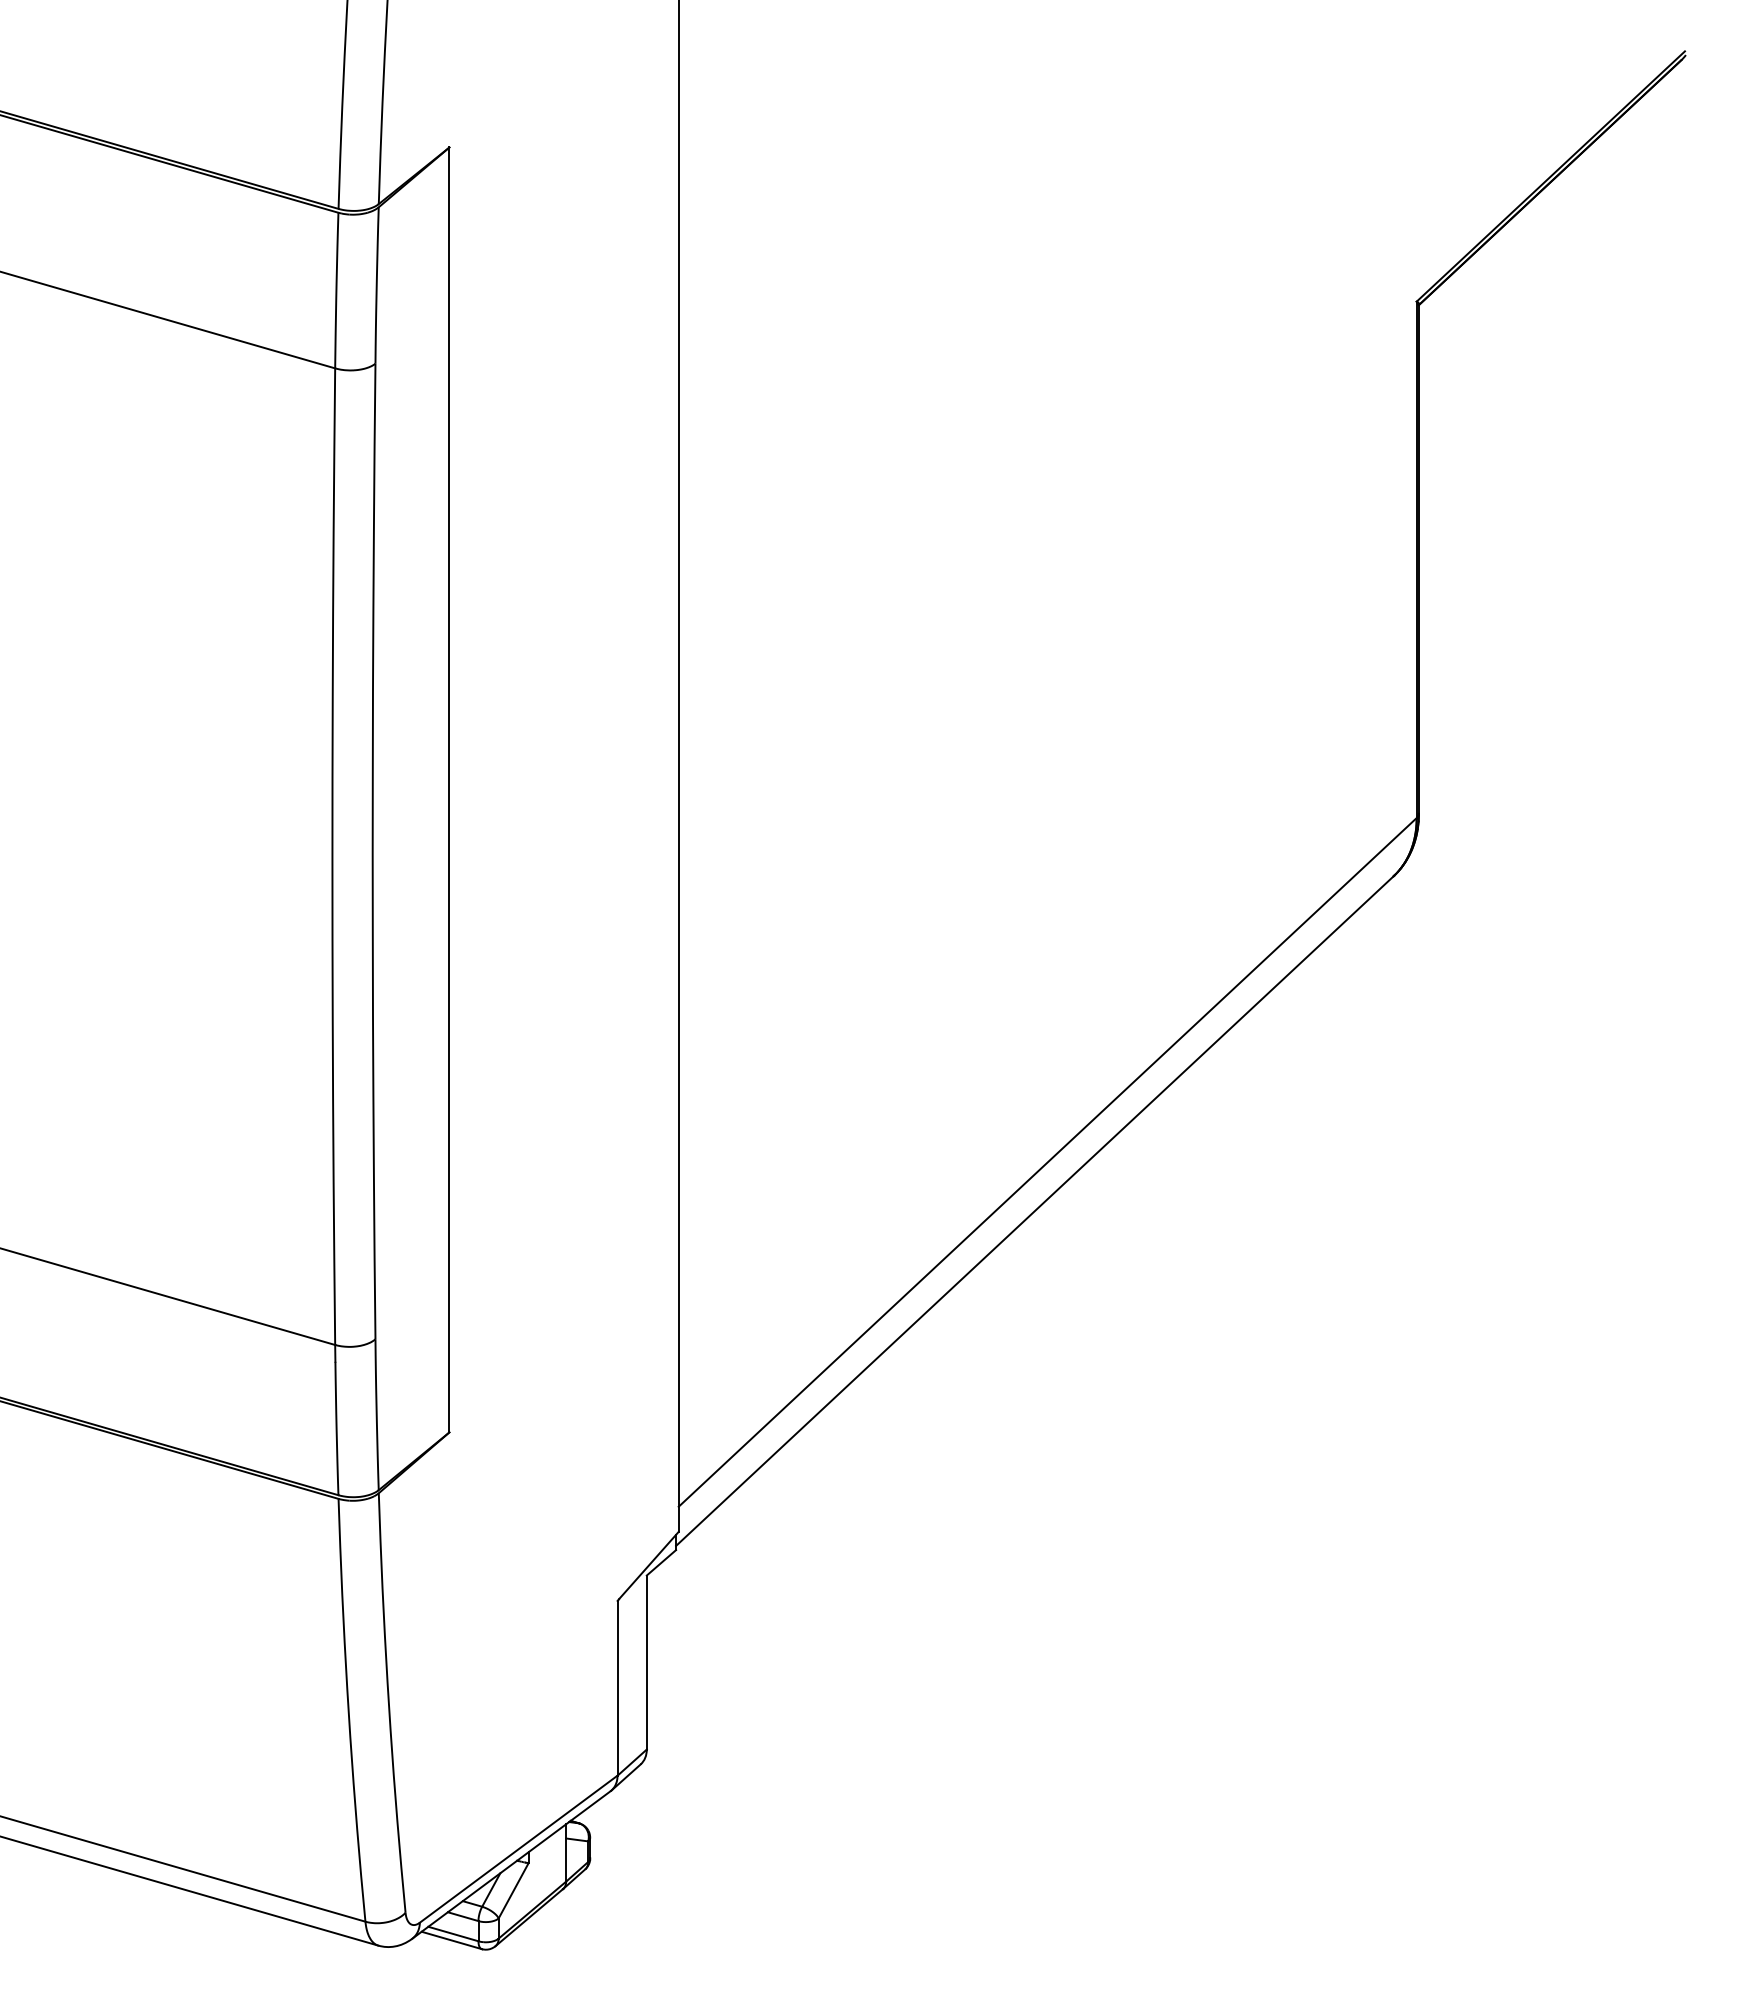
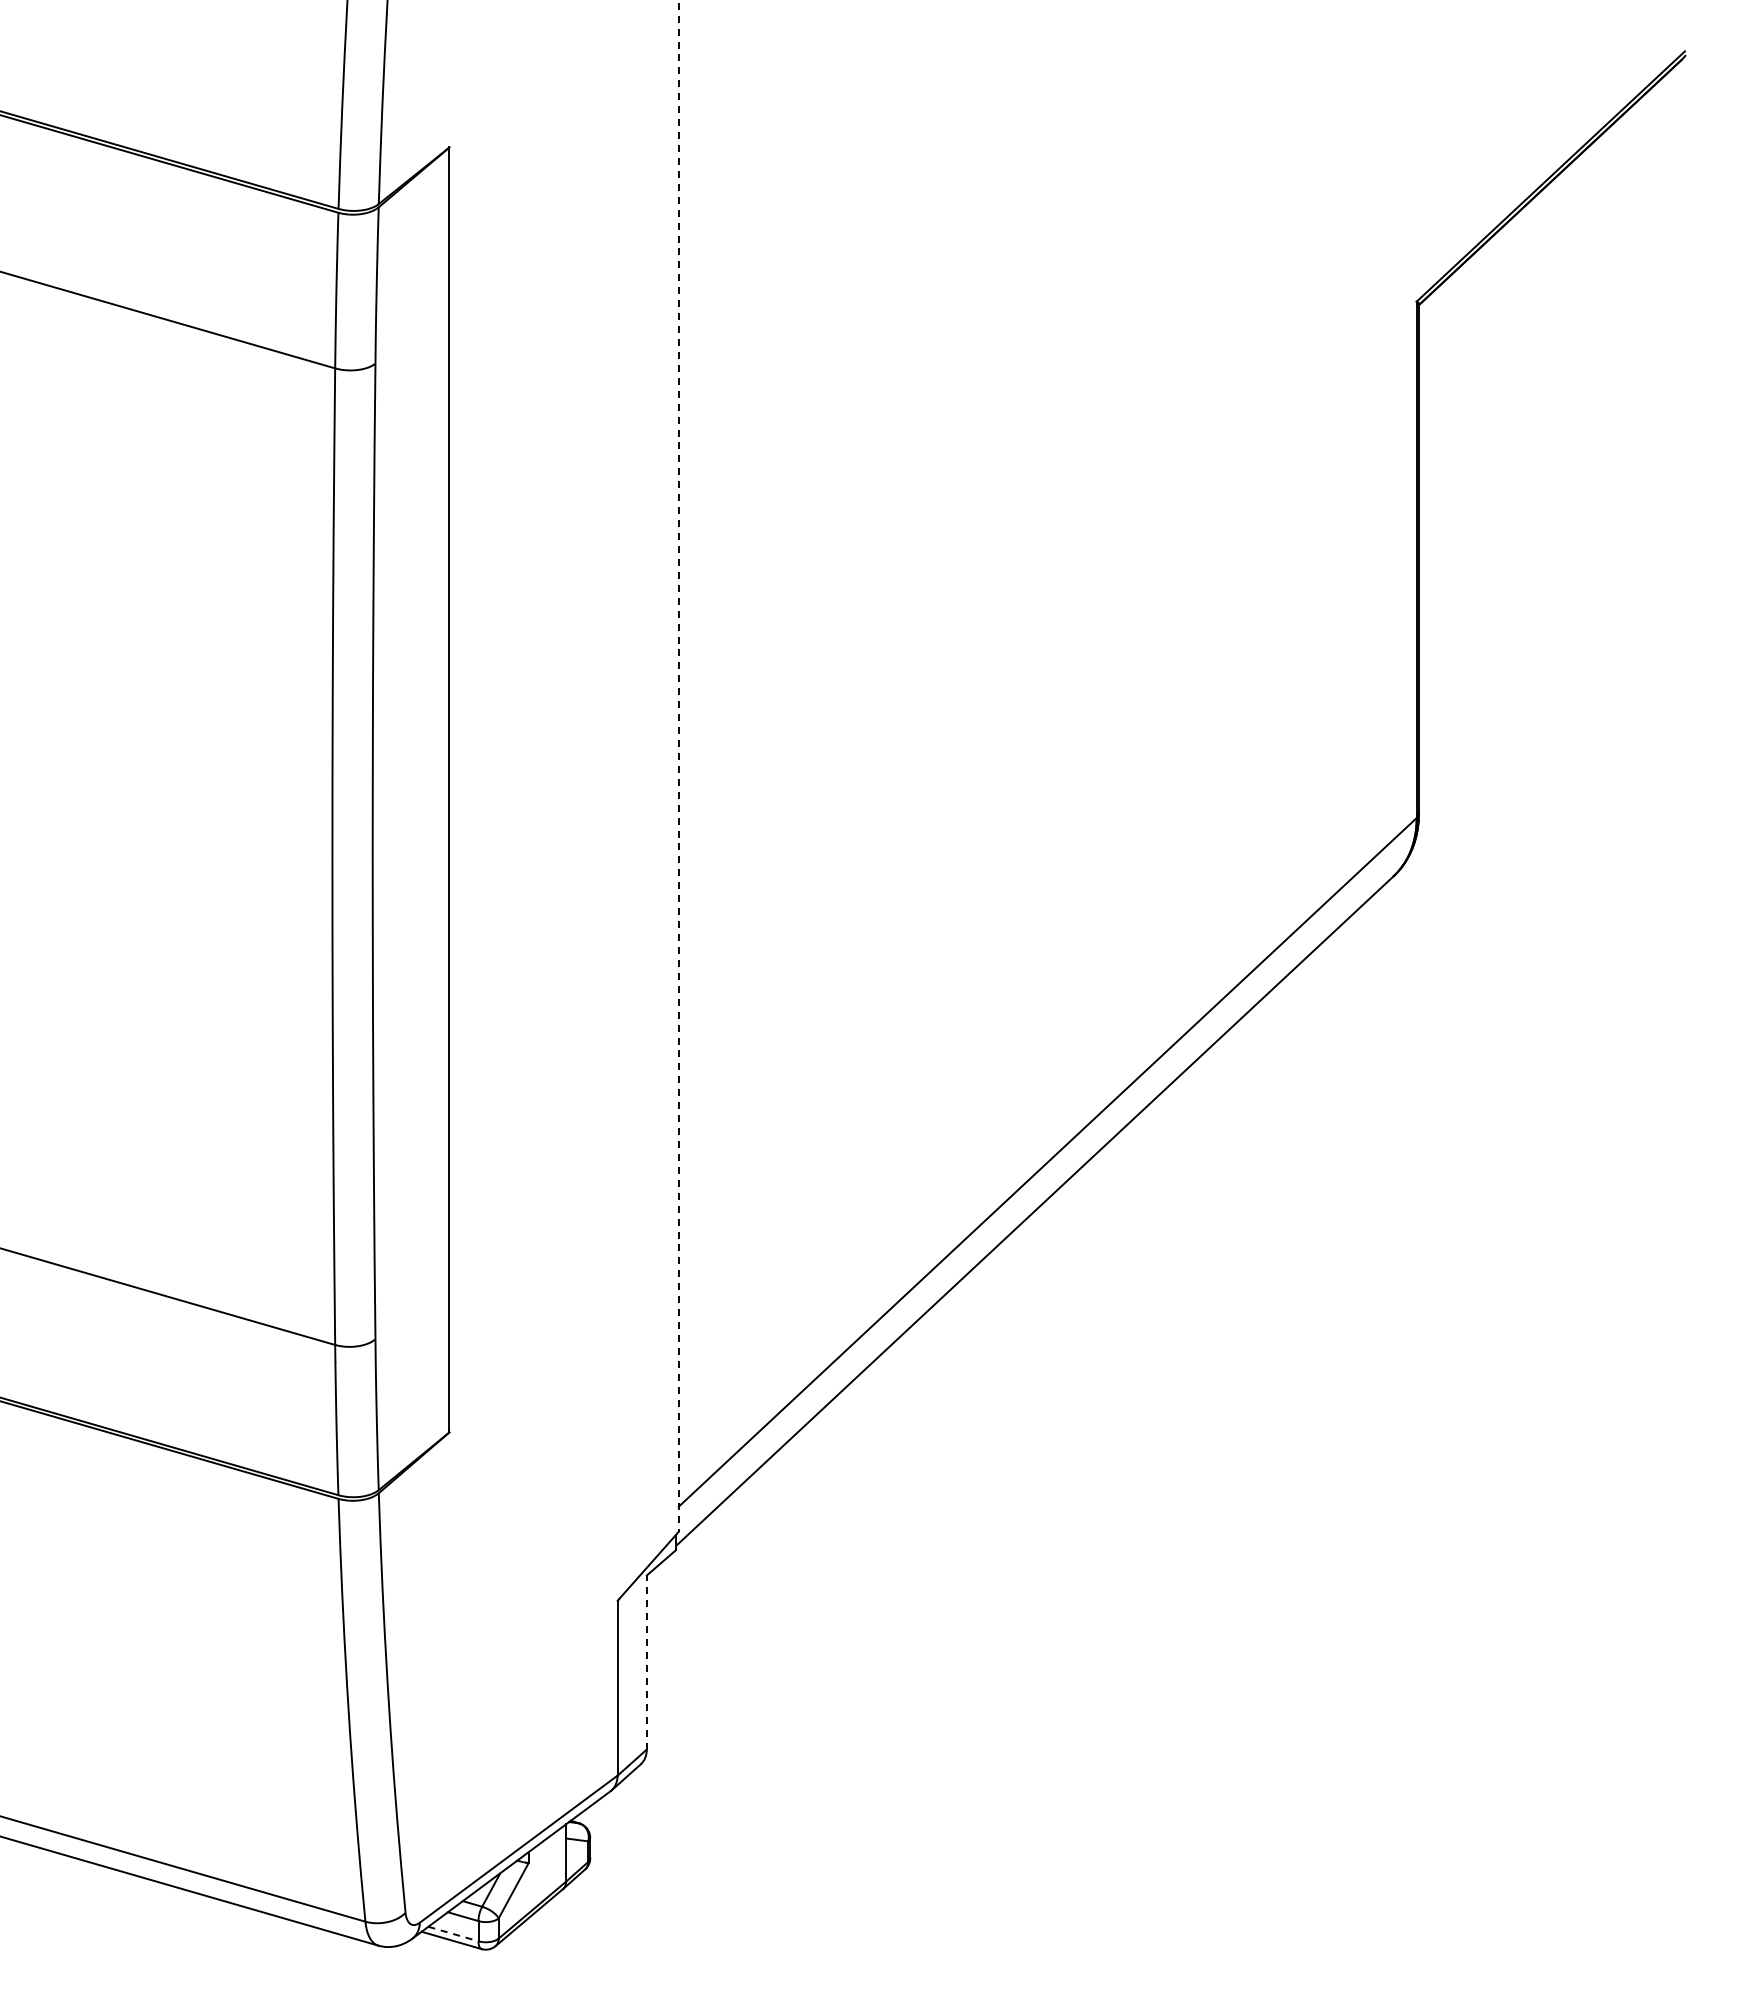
line: solid -> dashed (678, 766)
line: solid -> dashed (646, 1662)
line: solid -> dashed (453, 1934)
